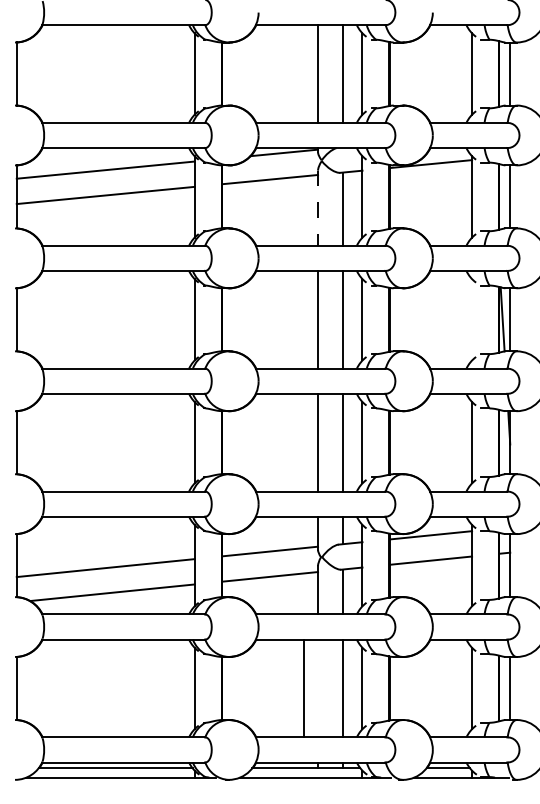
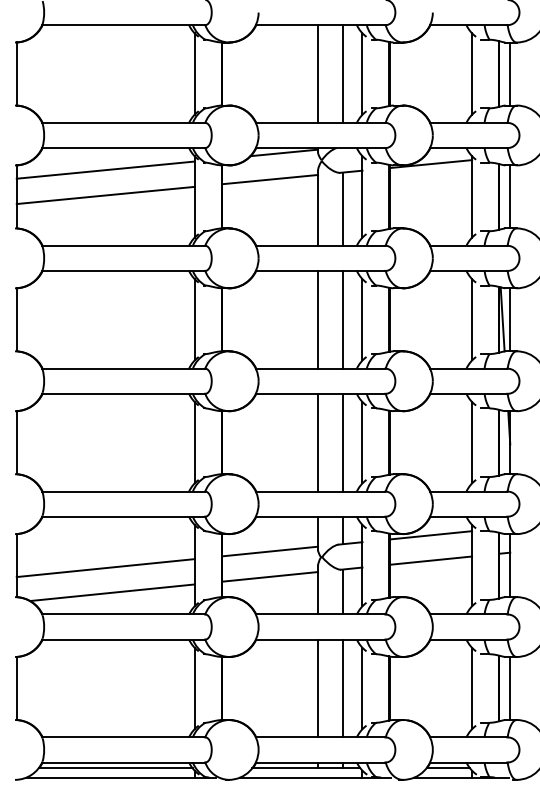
line: dashed -> solid (318, 208)
line: none -> present (472, 319)
line position: (304, 688) -> (318, 688) (318, 688)
